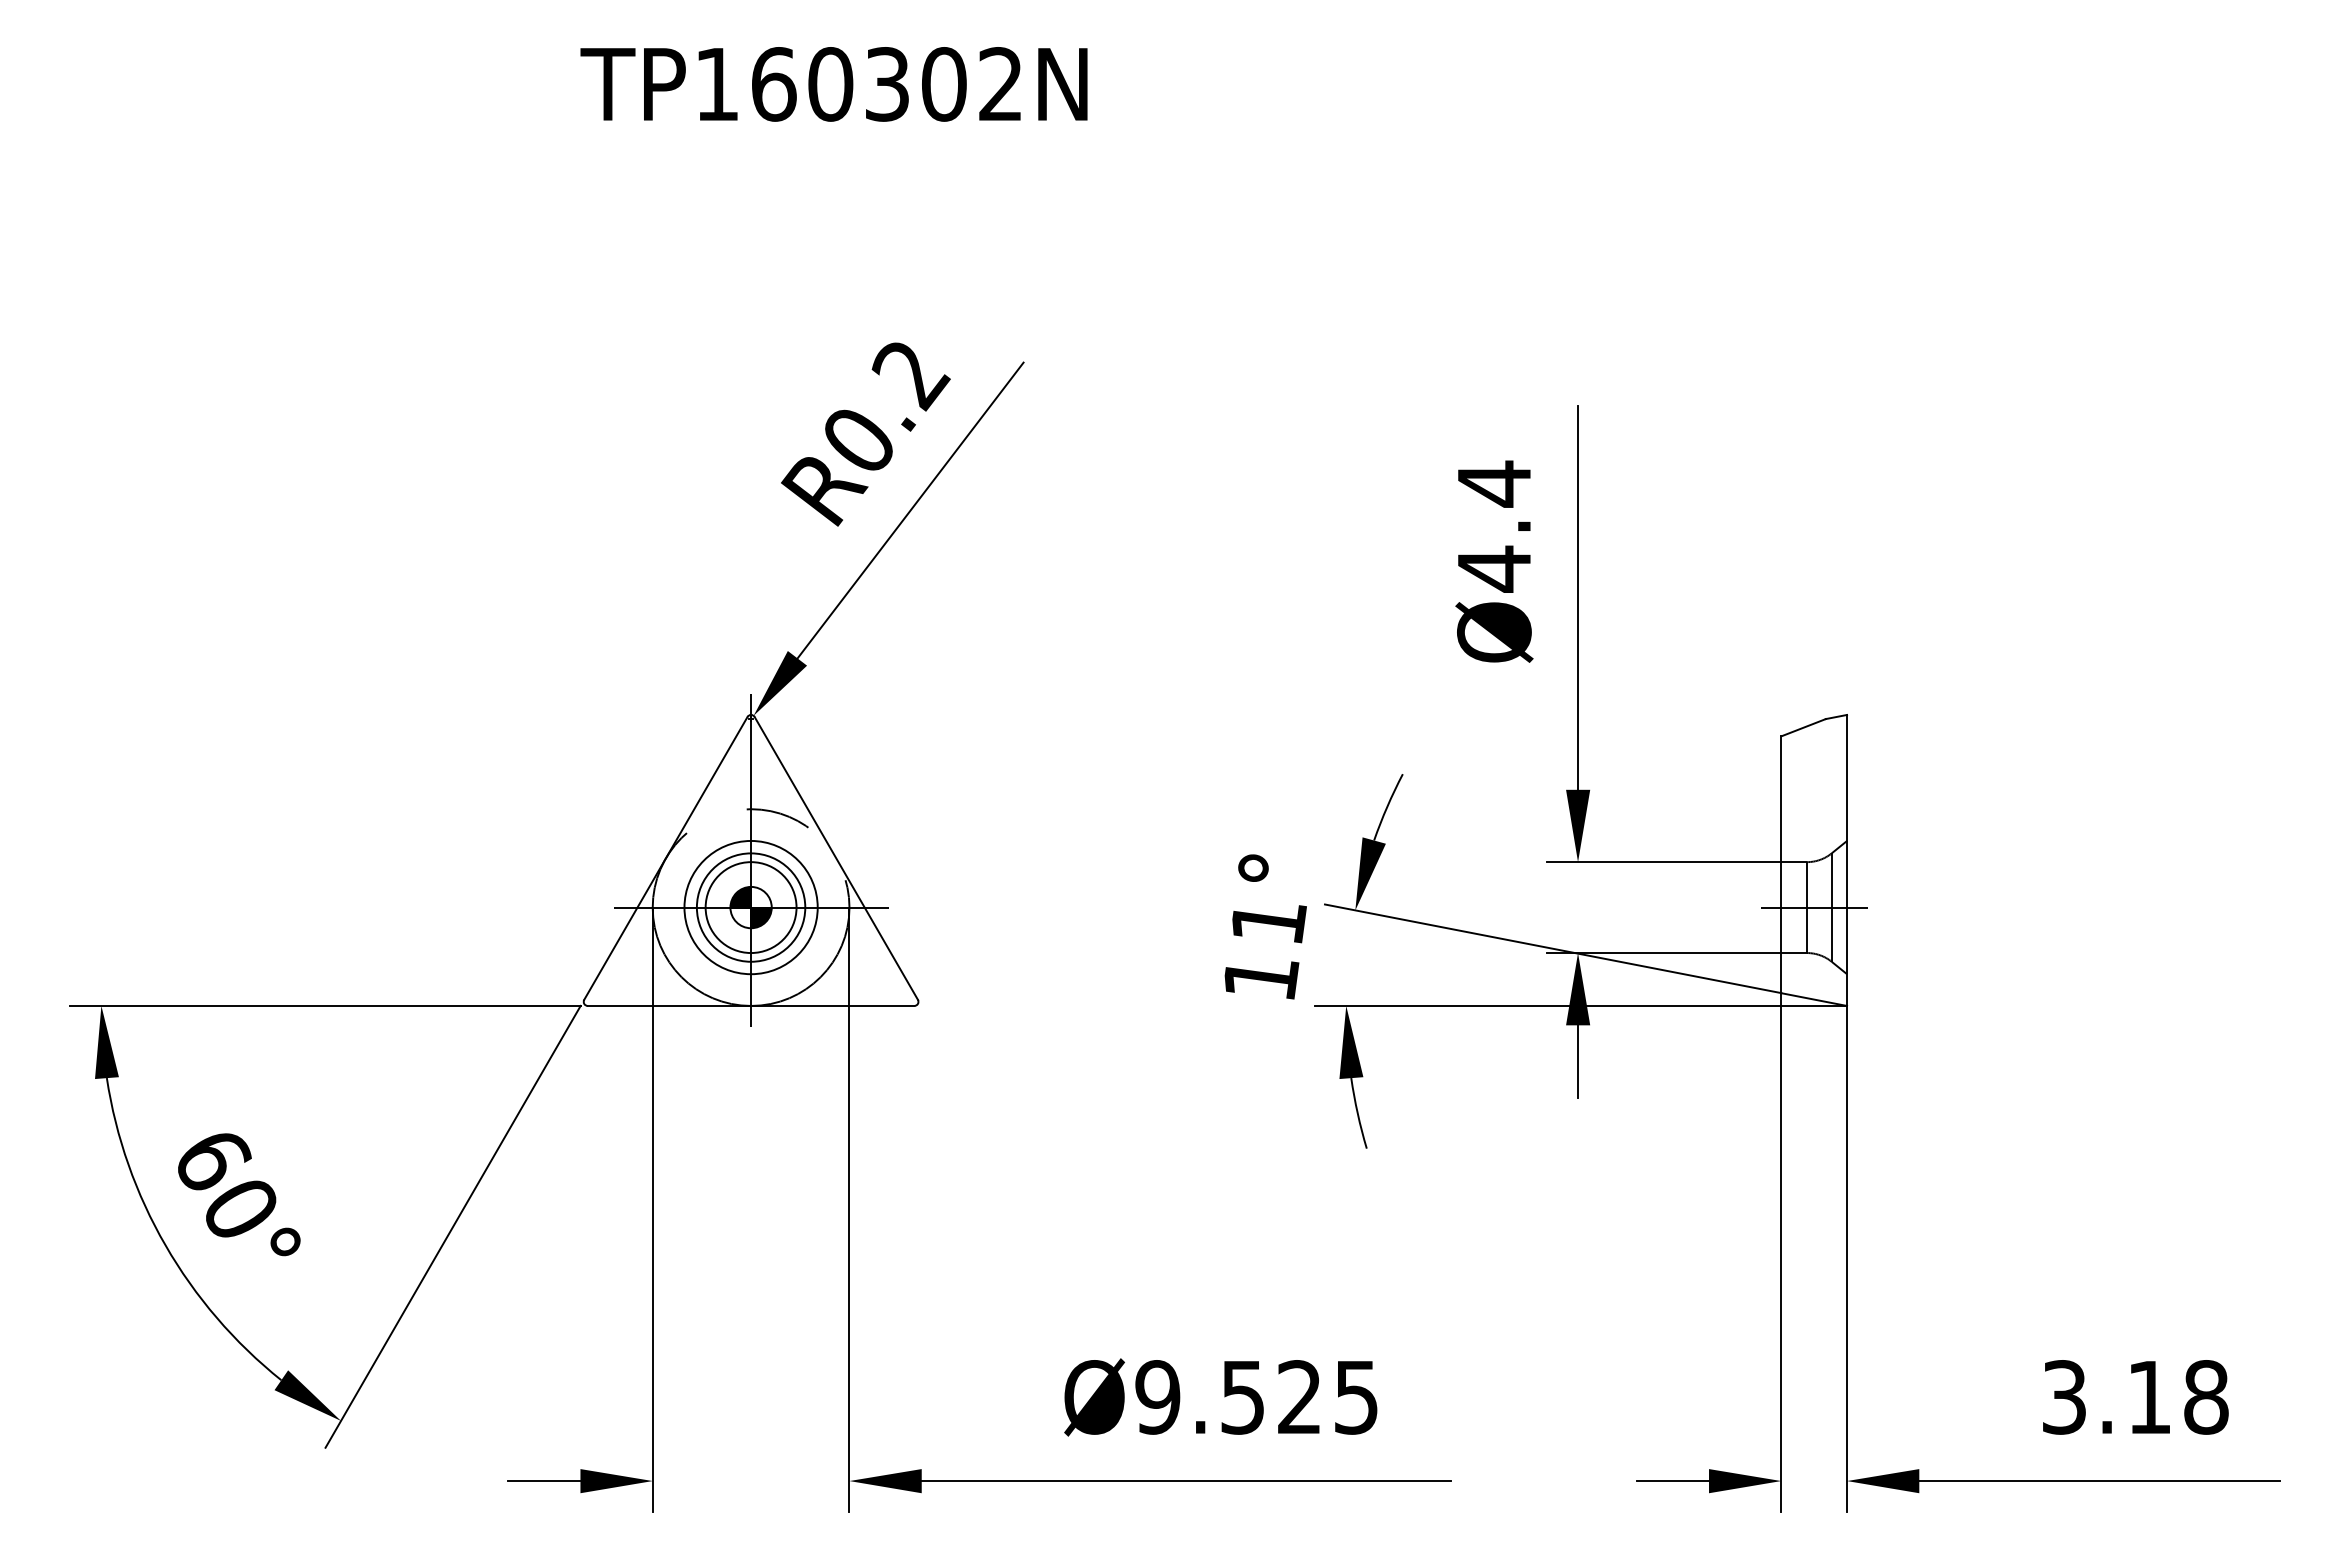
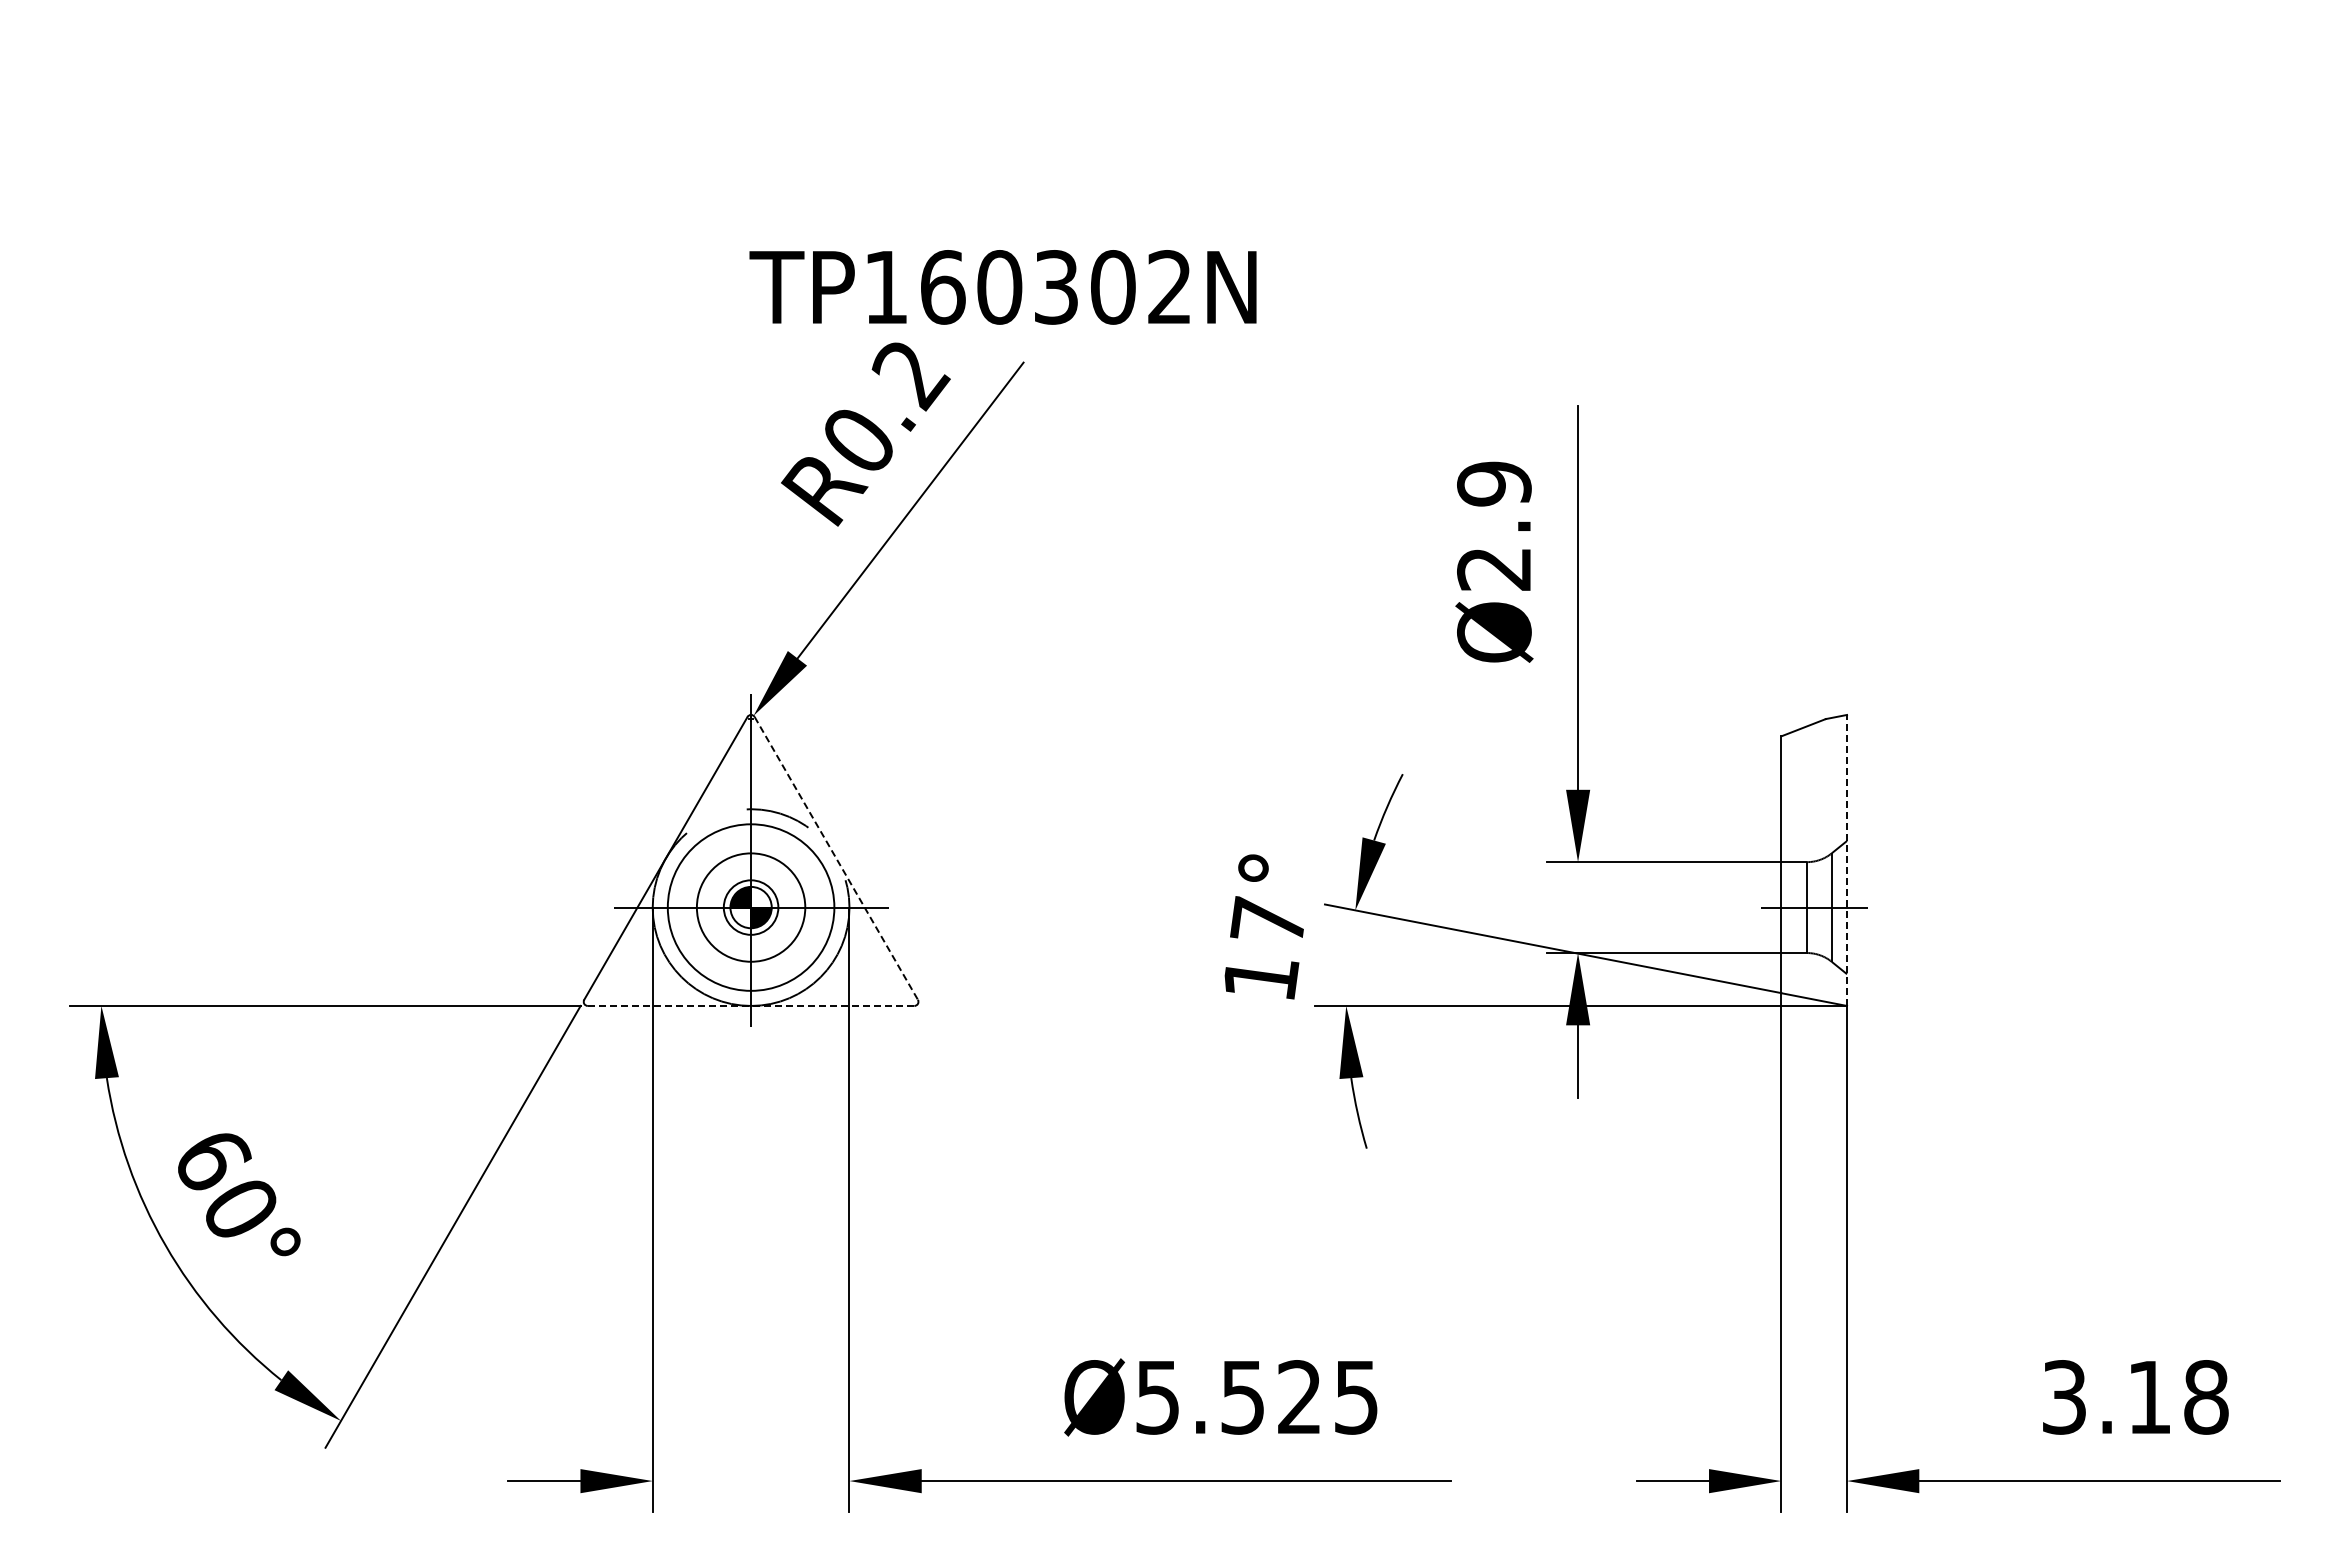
text position: (833, 84) -> (1002, 287) (1002, 287)
text: Ø4.4 -> Ø2.9 (1494, 526)
line: solid -> dashed (836, 858)
line: solid -> dashed (1847, 860)
circle diameter: 133 px -> 167 px (750, 907)
circle diameter: 91 px -> 55 px (750, 907)
text: 11° -> 17° (1268, 919)
line: solid -> dashed (751, 1005)
text: Ø9.525 -> Ø5.525 (1157, 1397)
